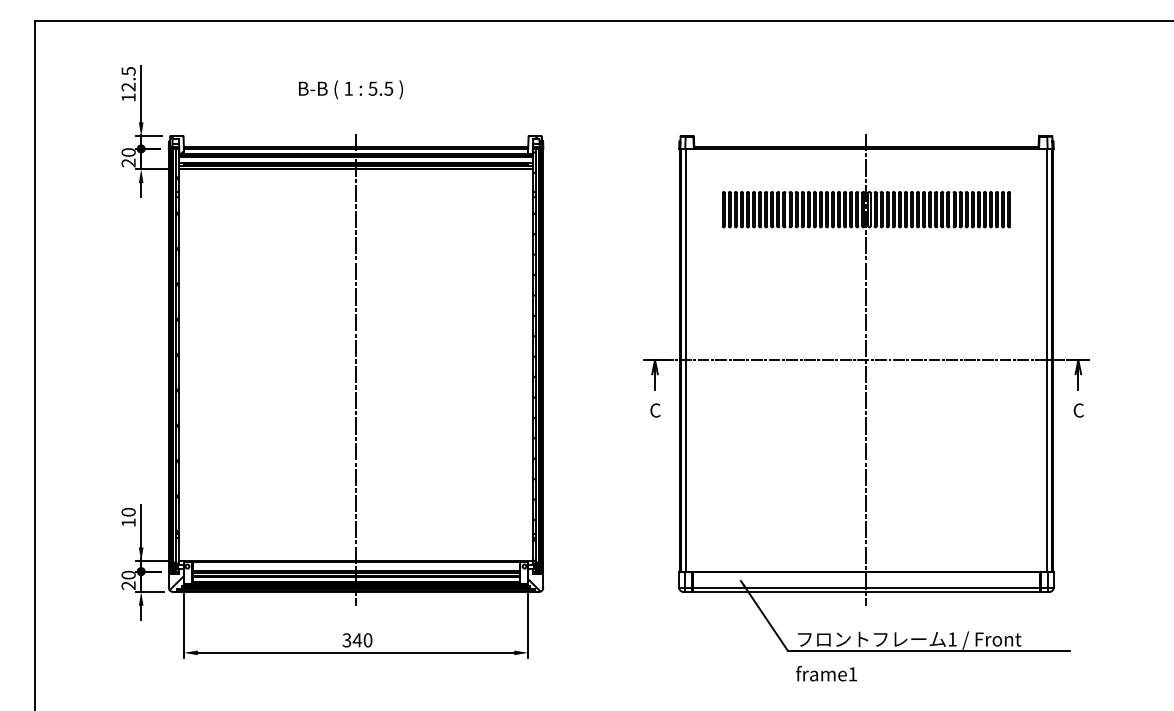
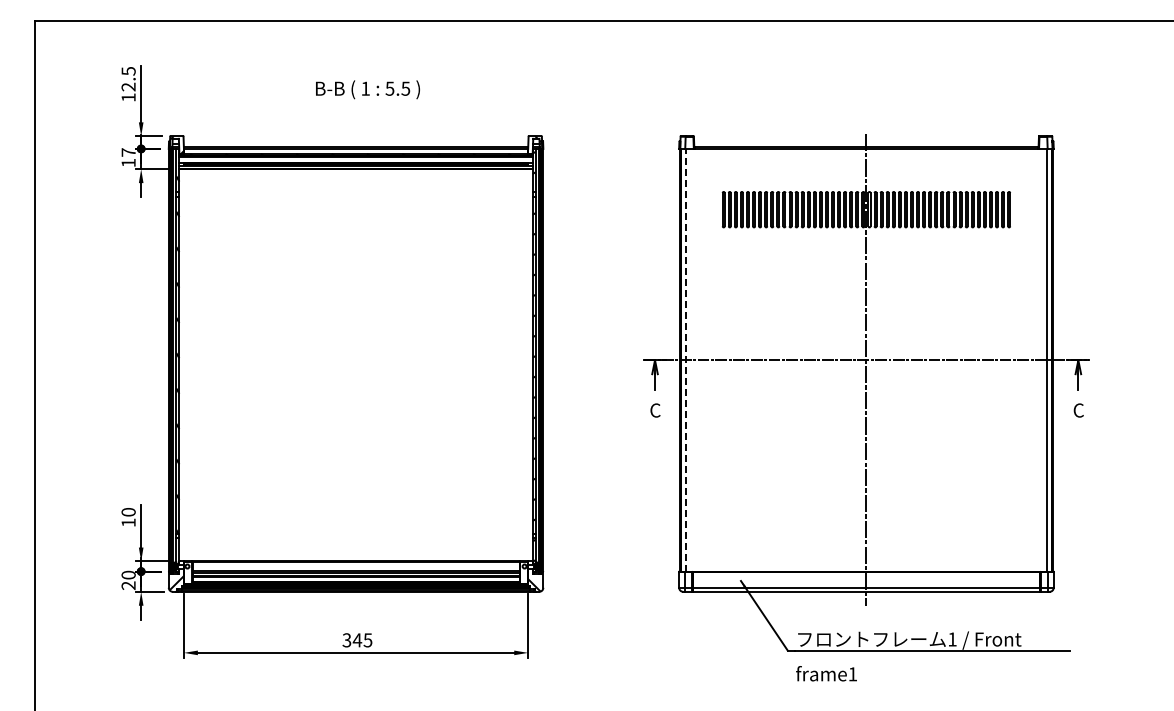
text position: (350, 89) -> (367, 89) (367, 89)
text: 20 -> 17 (128, 157)
line: solid -> dashed (685, 359)
line: present -> none (356, 369)
text: 340 -> 345 (367, 640)
